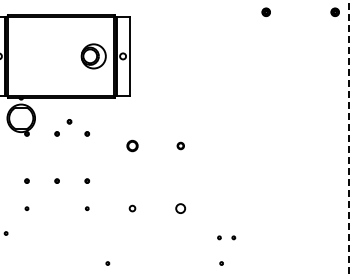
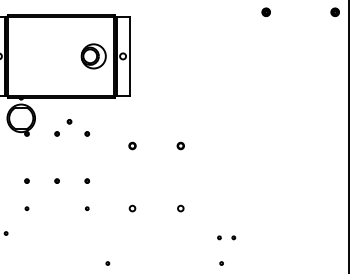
line: dashed -> solid (348, 136)
part size: 13x14 px -> 9x10 px (132, 145)
circle size: 12x11 px -> 8x9 px (180, 208)
